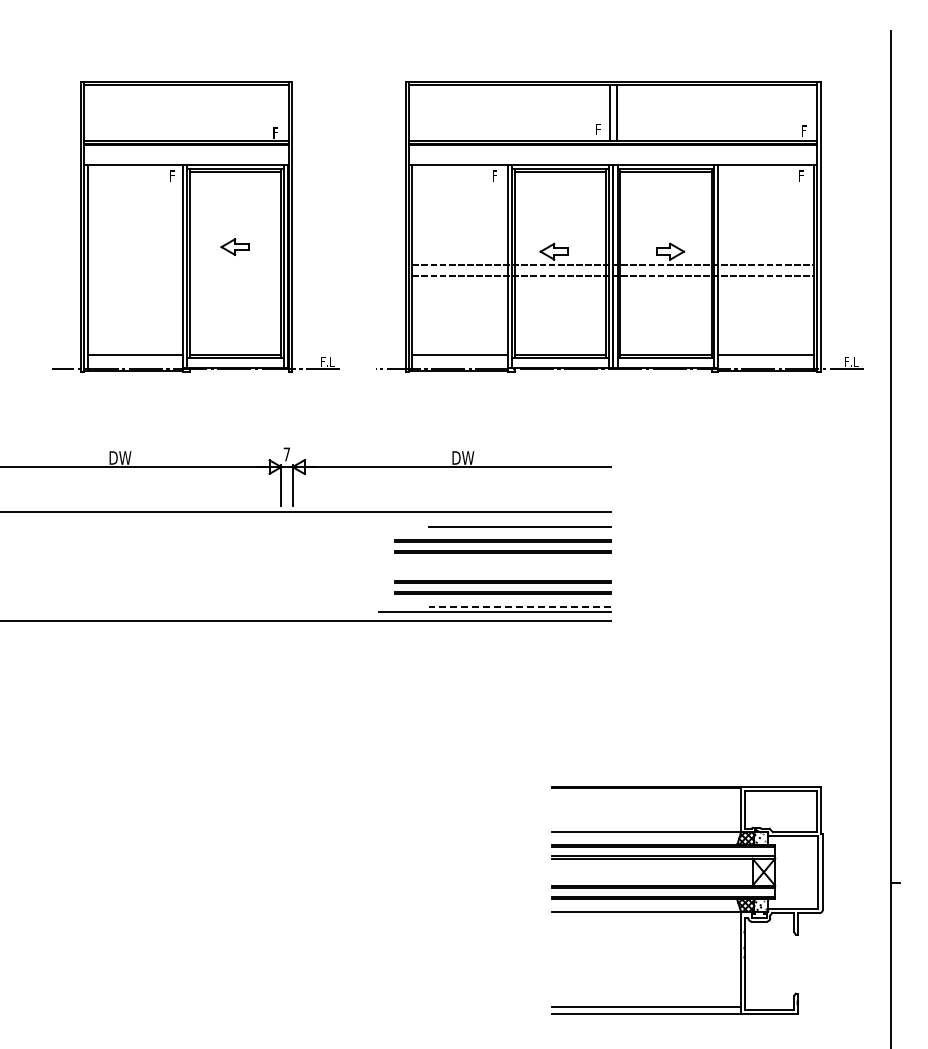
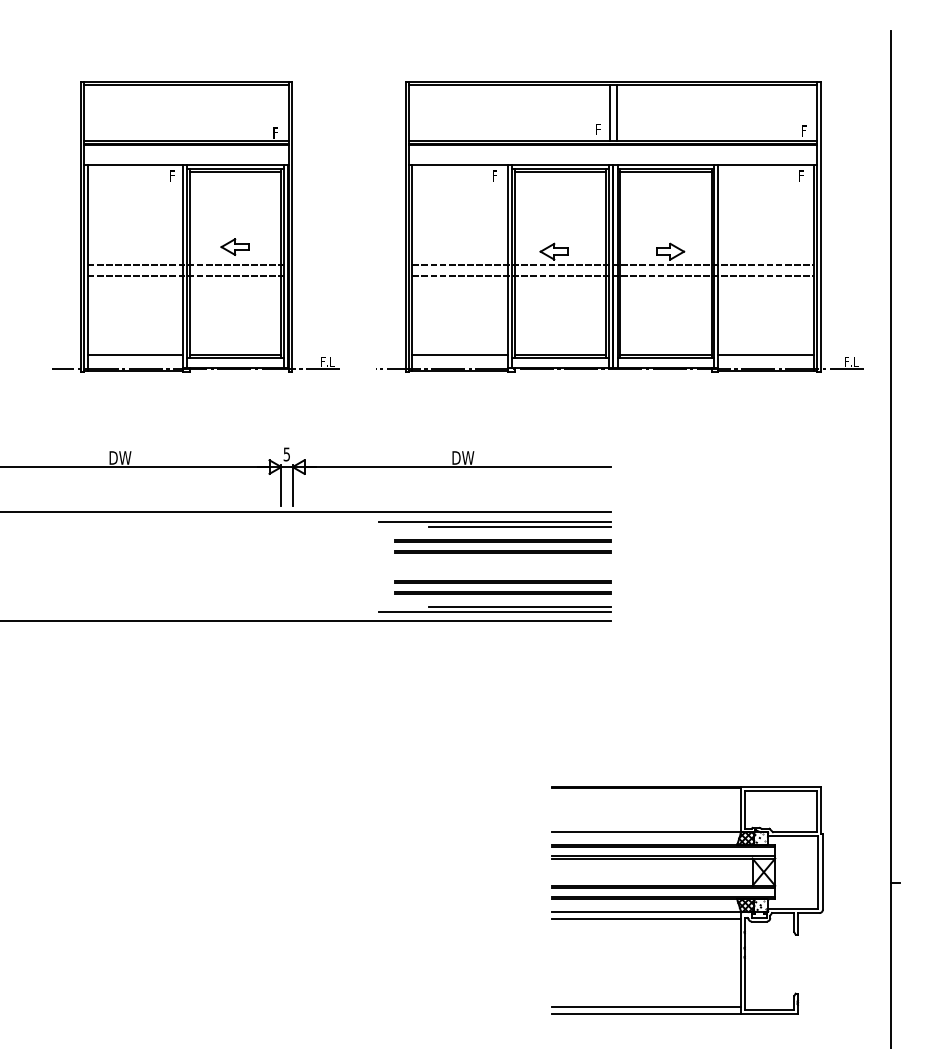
line: none -> present (185, 264)
line: none -> present (185, 276)
text: 7 -> 5 (286, 454)
line: none -> present (494, 522)
line: dashed -> solid (519, 606)
line: none -> present (646, 918)
